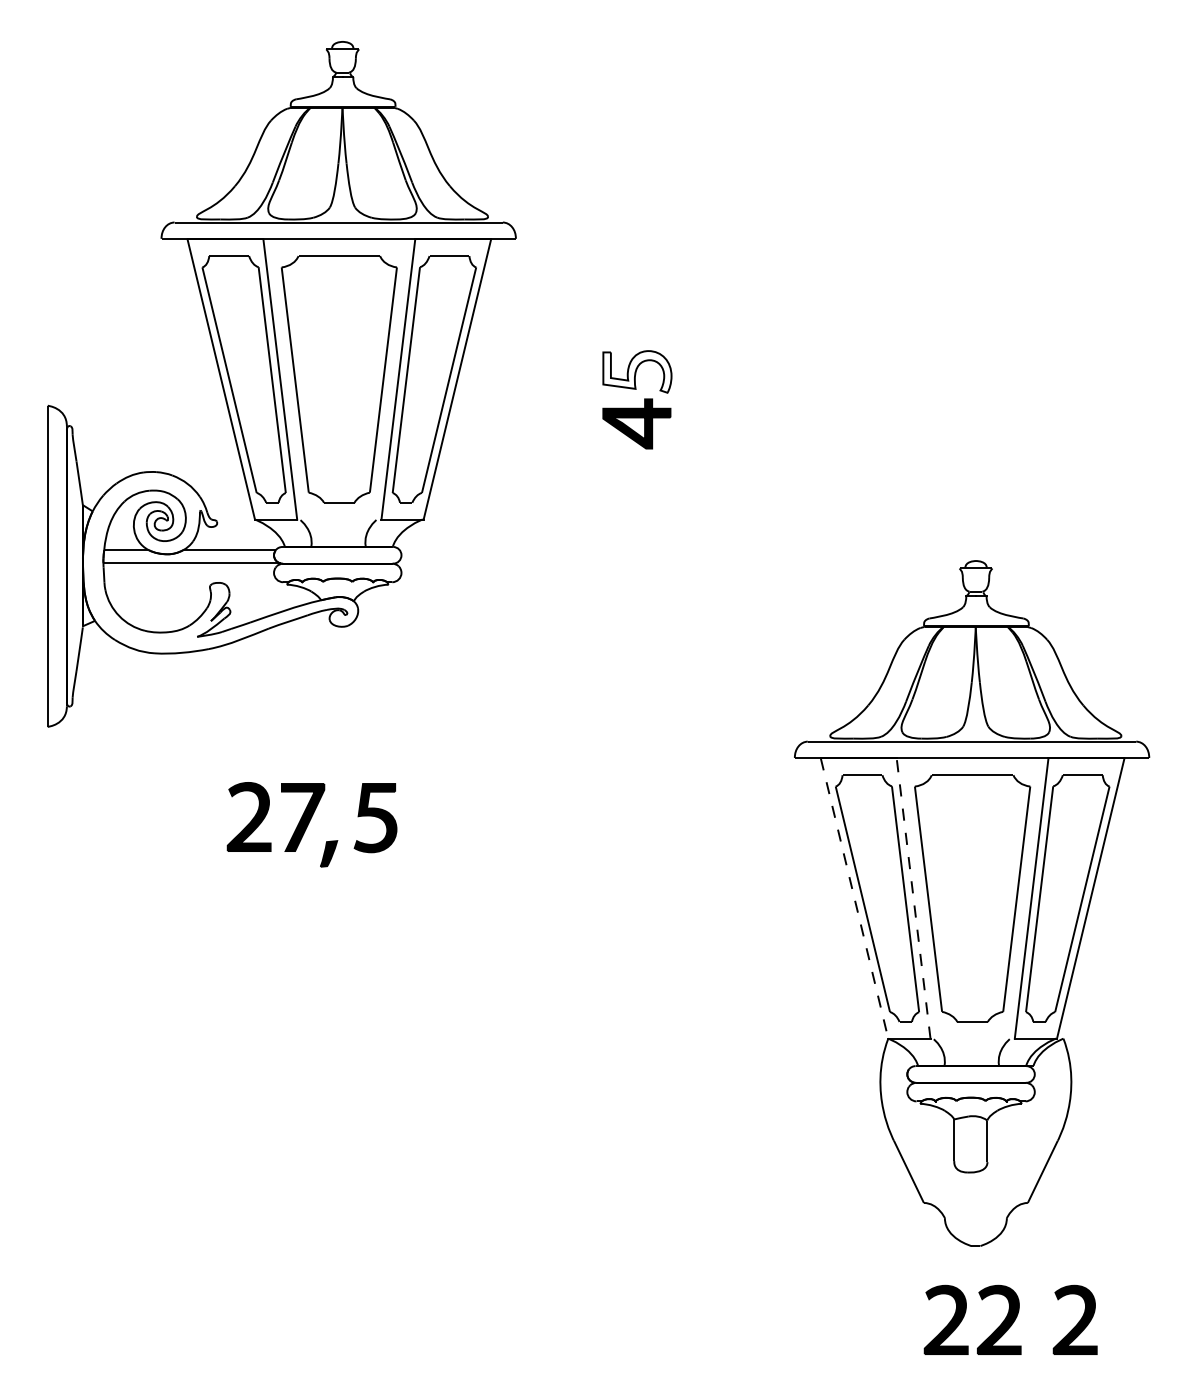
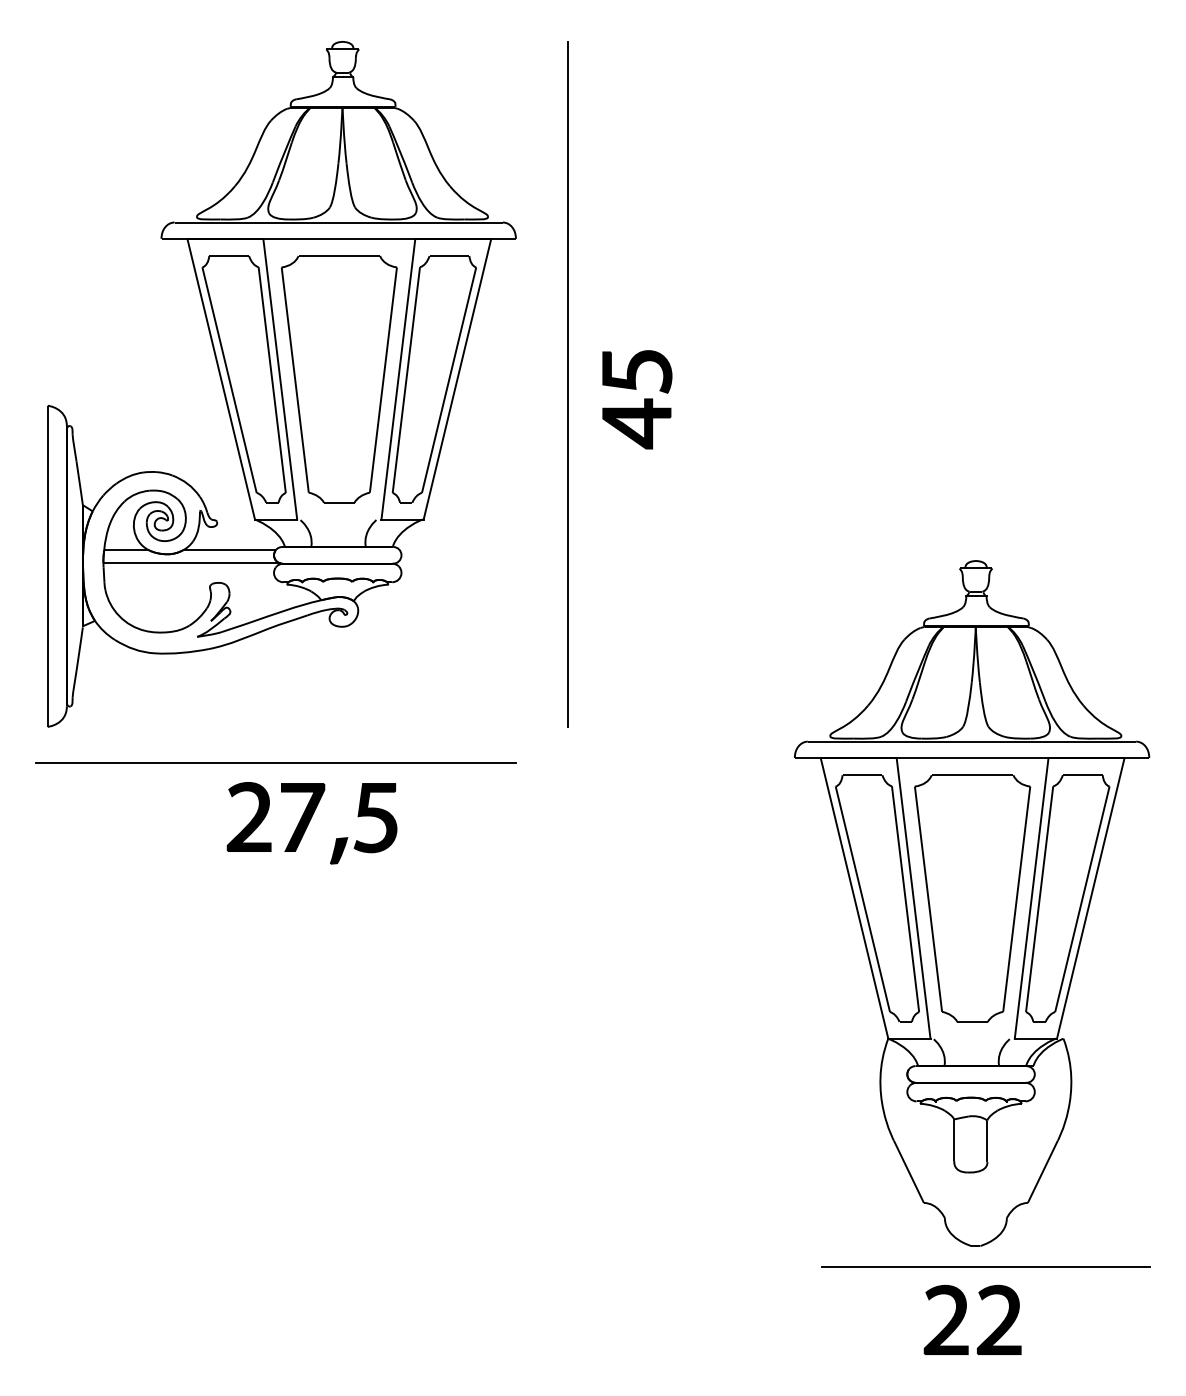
fill: none -> present (637, 371)
line: none -> present (567, 383)
line: none -> present (275, 762)
part position: (329, 853) -> (339, 850) (339, 850)
line: dashed -> solid (913, 898)
line: dashed -> solid (854, 899)
line: none -> present (985, 1267)
part: present -> none (1074, 1319)
